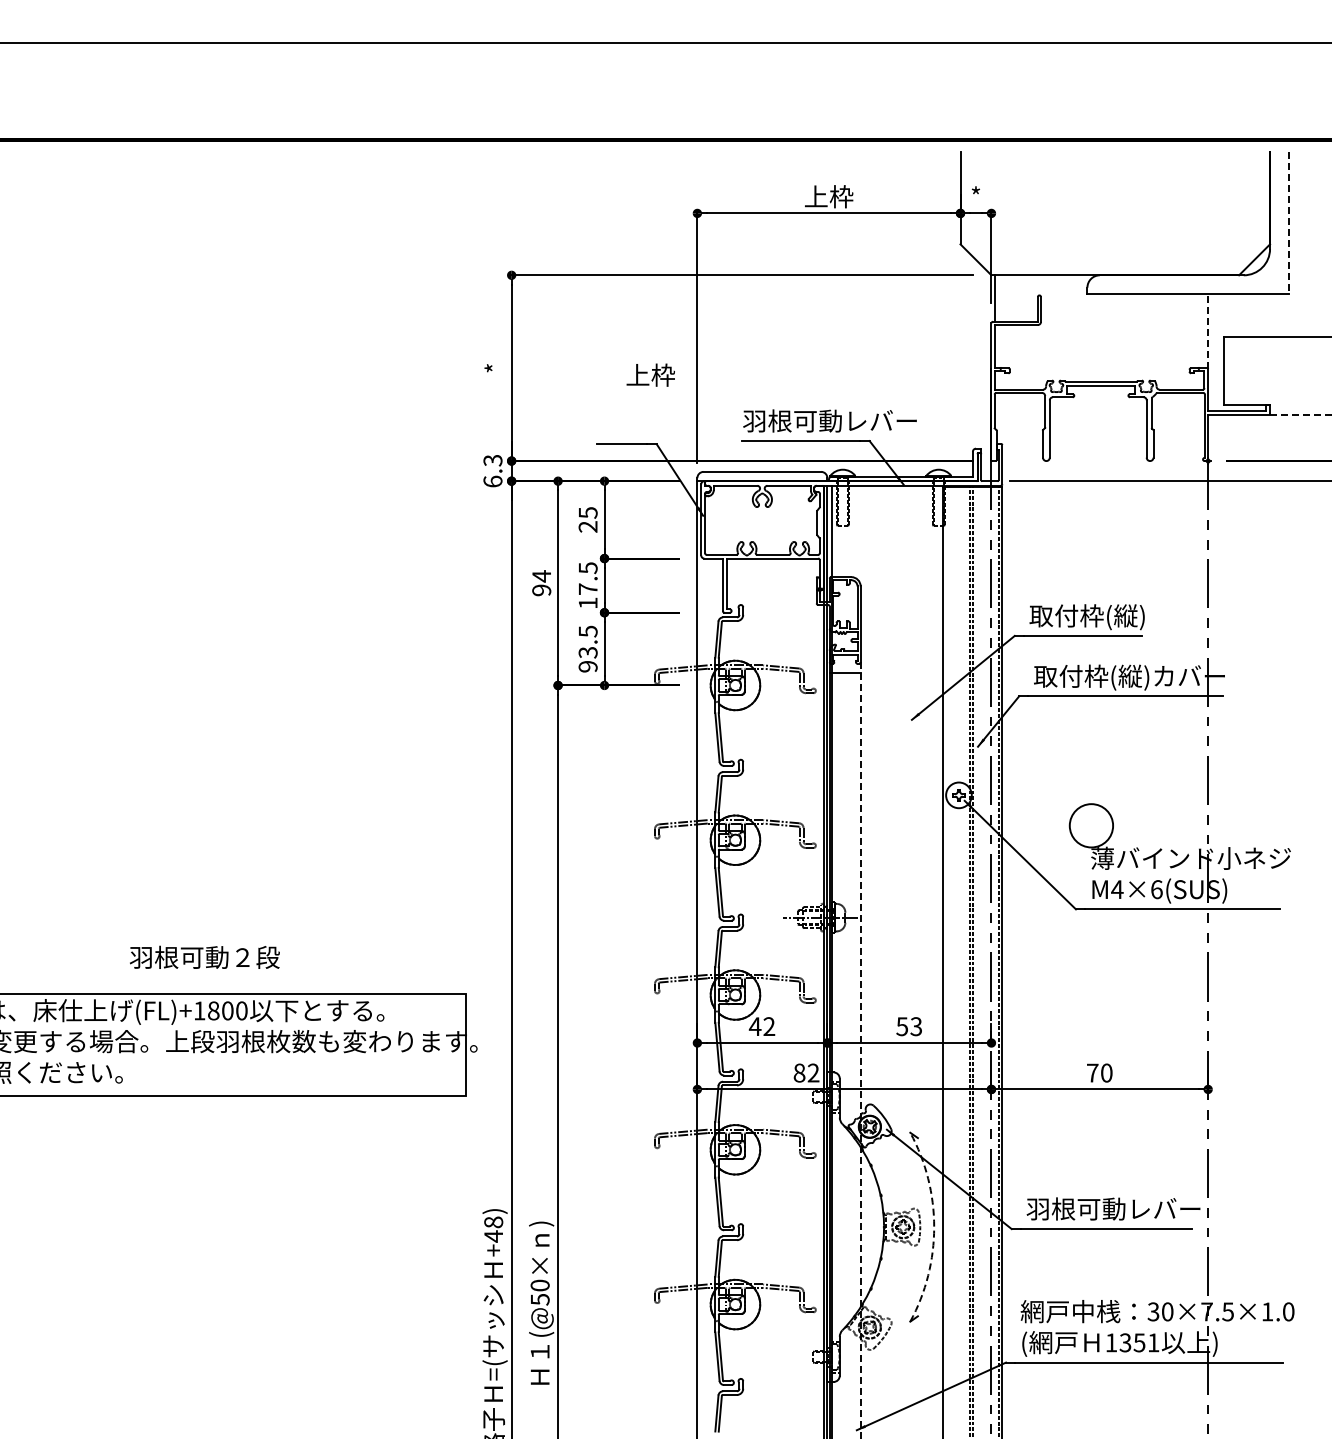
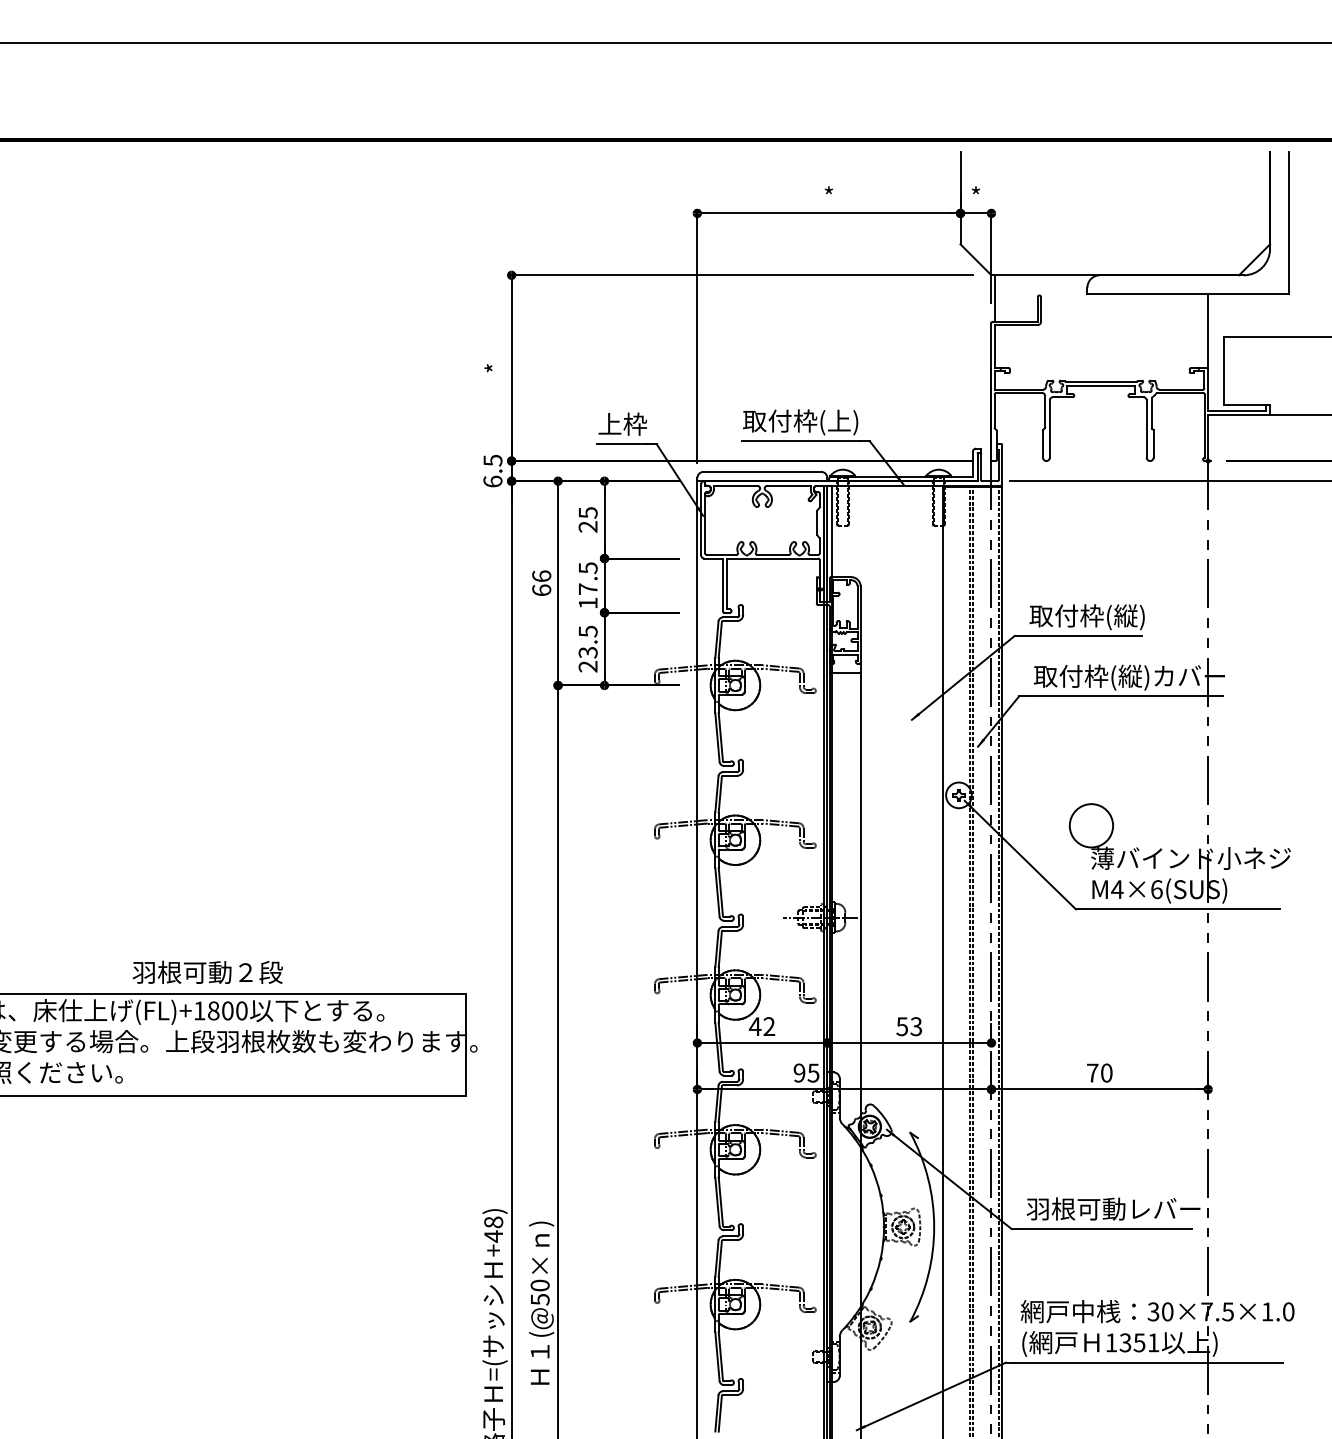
text: 上枠 -> * (829, 196)
line: dashed -> solid (1288, 223)
line: dashed -> solid (1208, 331)
text position: (650, 374) -> (622, 423) (622, 423)
line: dashed -> solid (1301, 414)
text: 羽根可動レバー -> 取付枠(上) (829, 422)
text: 6.3 -> 6.5 (492, 459)
text: 94 -> 66 (541, 583)
text: 93.5 -> 23.5 (588, 666)
text position: (204, 956) -> (207, 971) (207, 971)
line: dashed -> solid (860, 1050)
text: 82 -> 95 (806, 1072)
arc: dashed -> solid (934, 1227)
